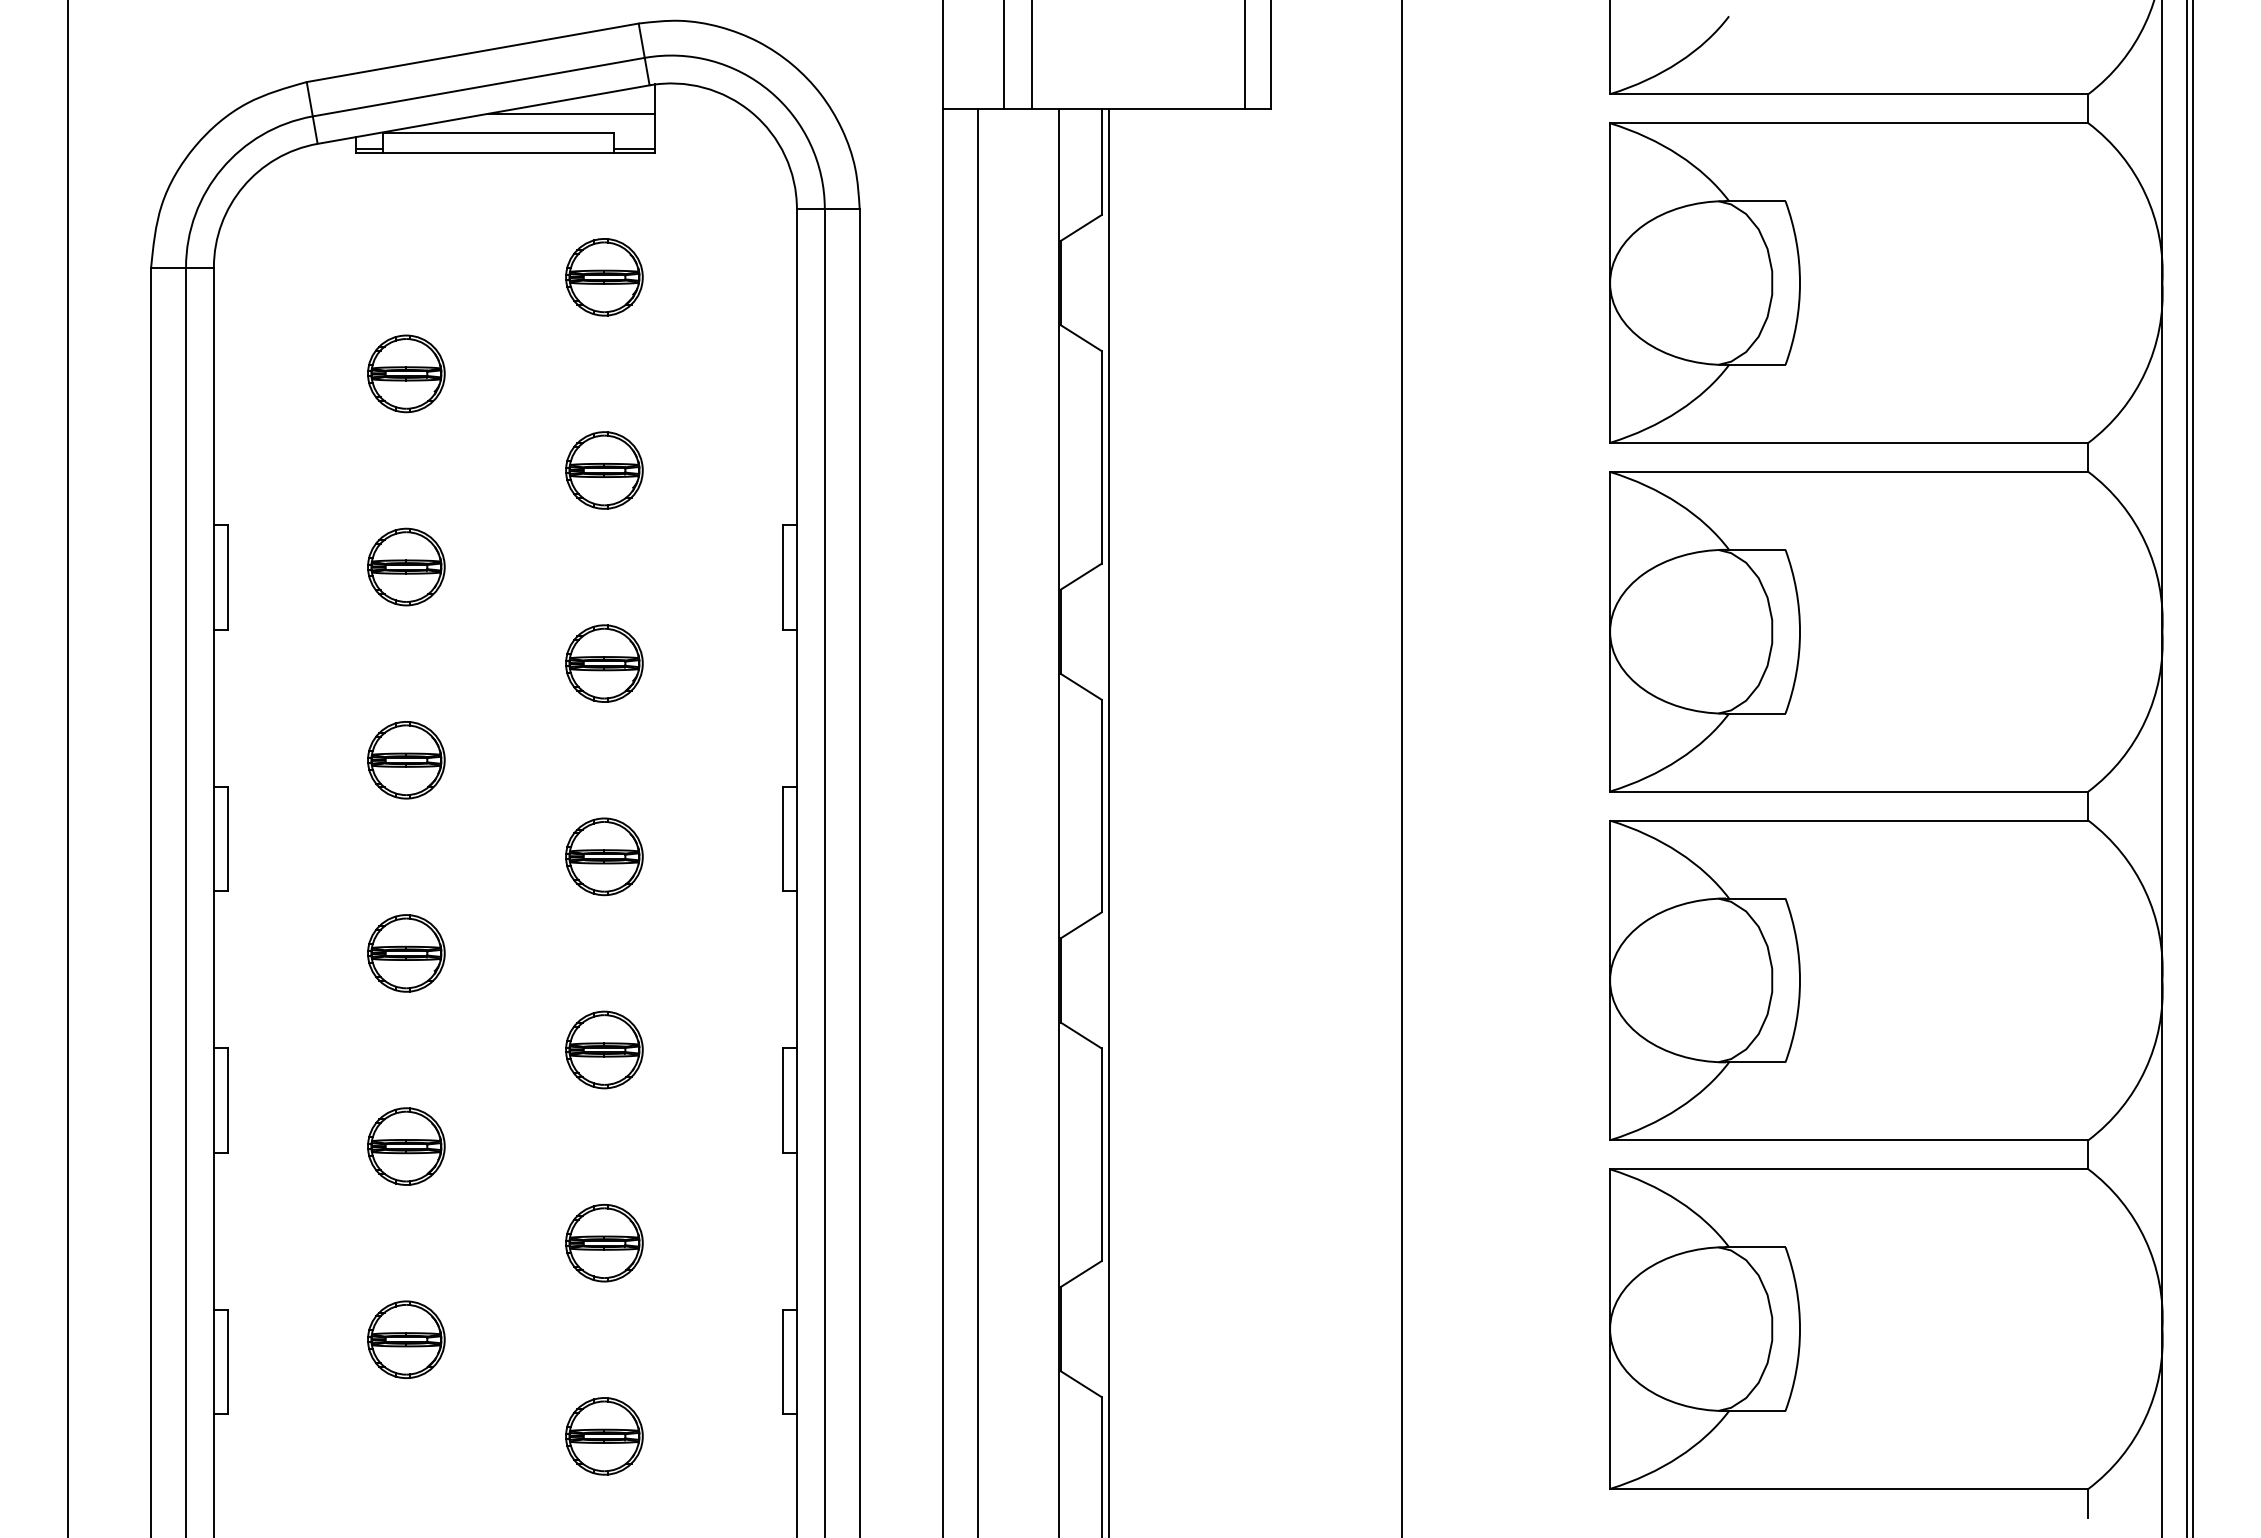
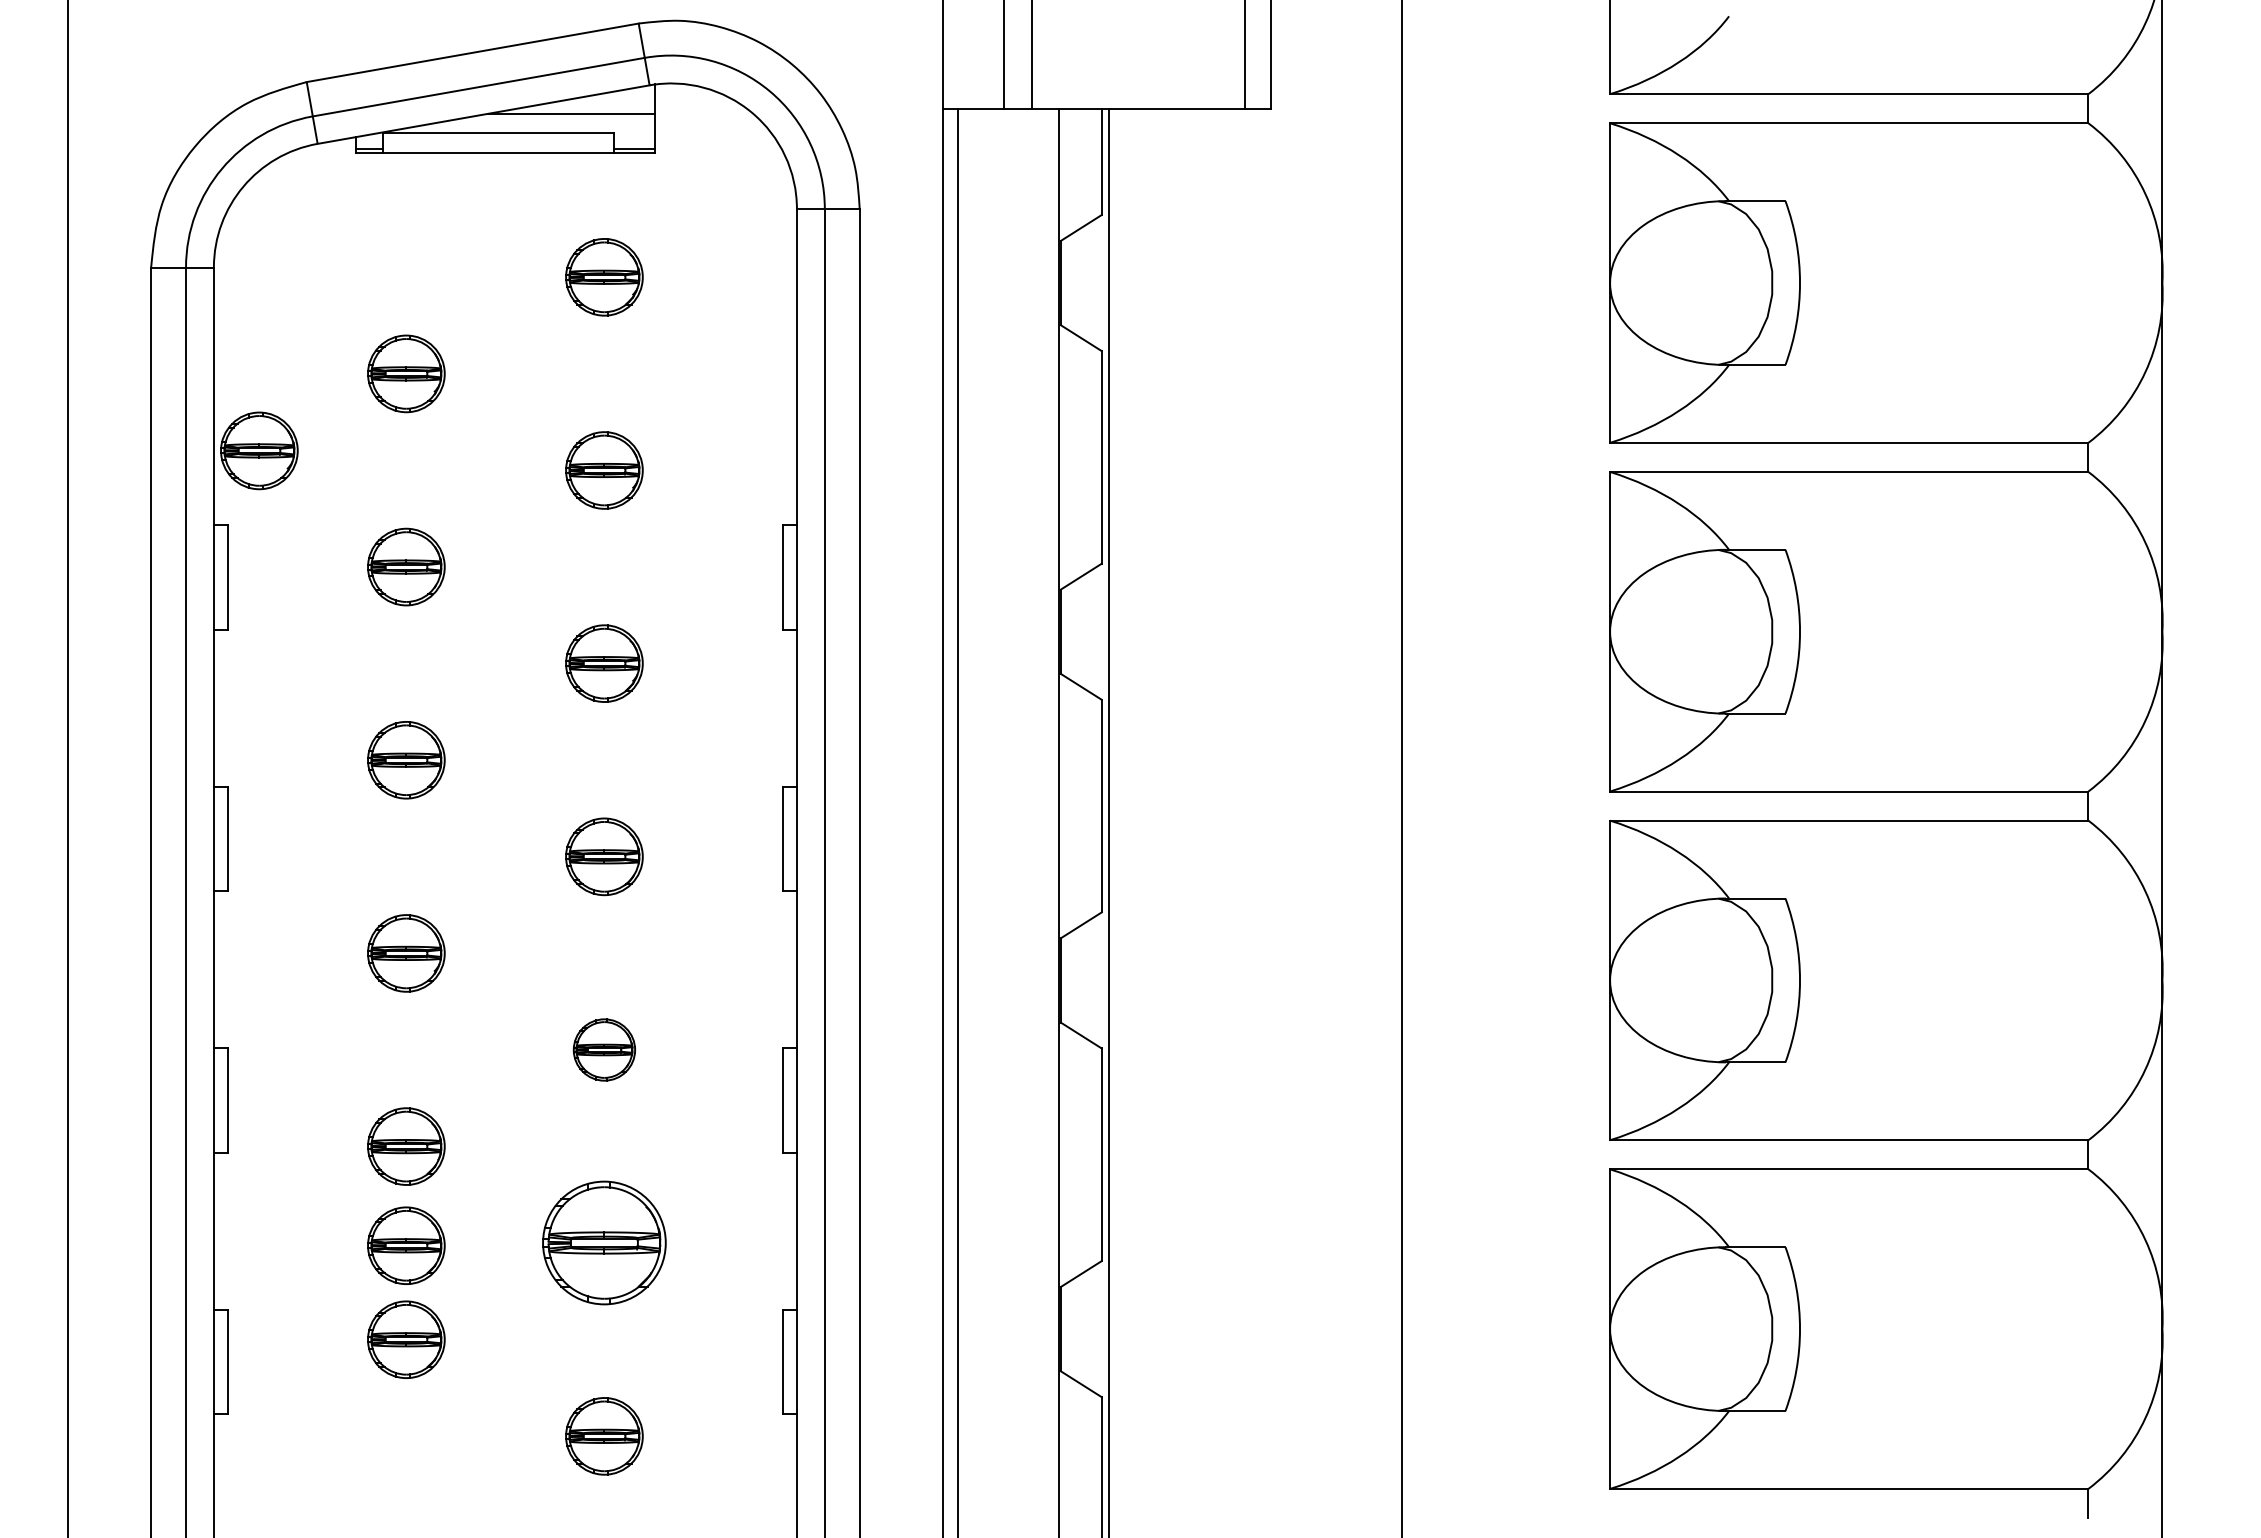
part: none -> present (259, 450)
line: present -> none (2187, 768)
line: present -> none (2193, 768)
line position: (978, 821) -> (958, 821) (958, 821)
part size: 79x80 px -> 64x64 px (603, 1049)
part size: 79x79 px -> 125x126 px (604, 1242)
part: none -> present (406, 1245)
